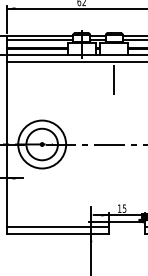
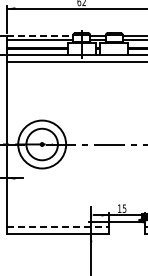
line: solid -> dashed (40, 35)
line: present -> none (114, 79)
line: solid -> dashed (58, 227)
